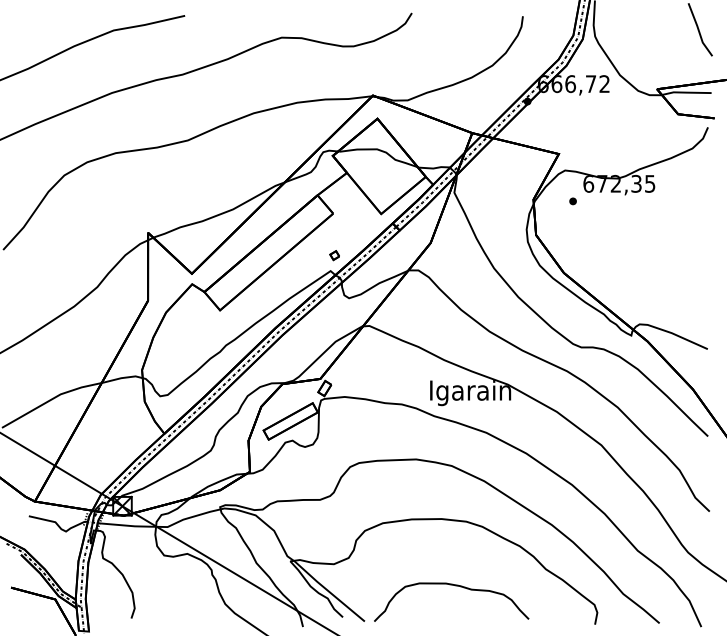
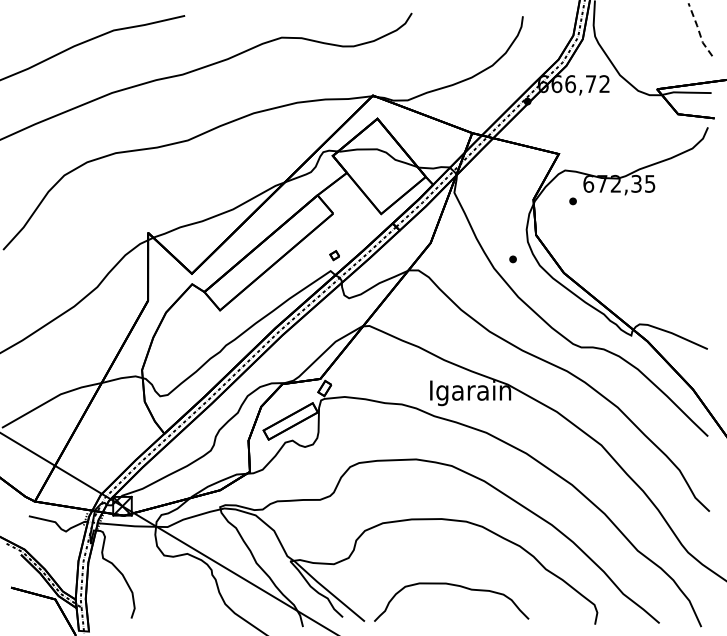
line: solid -> dashed (698, 30)
part: none -> present (512, 259)
